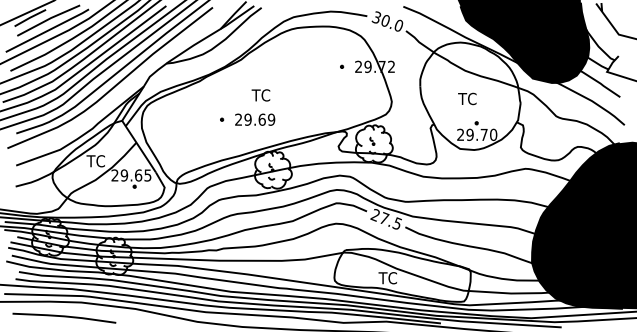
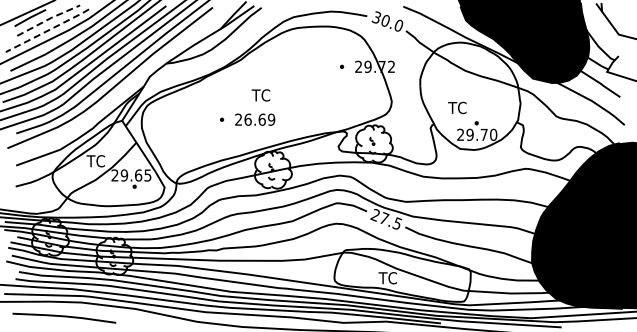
line: solid -> dashed (48, 19)
line: solid -> dashed (48, 30)
text position: (467, 98) -> (457, 107) (457, 107)
text: 29.69 -> 26.69 (247, 119)
